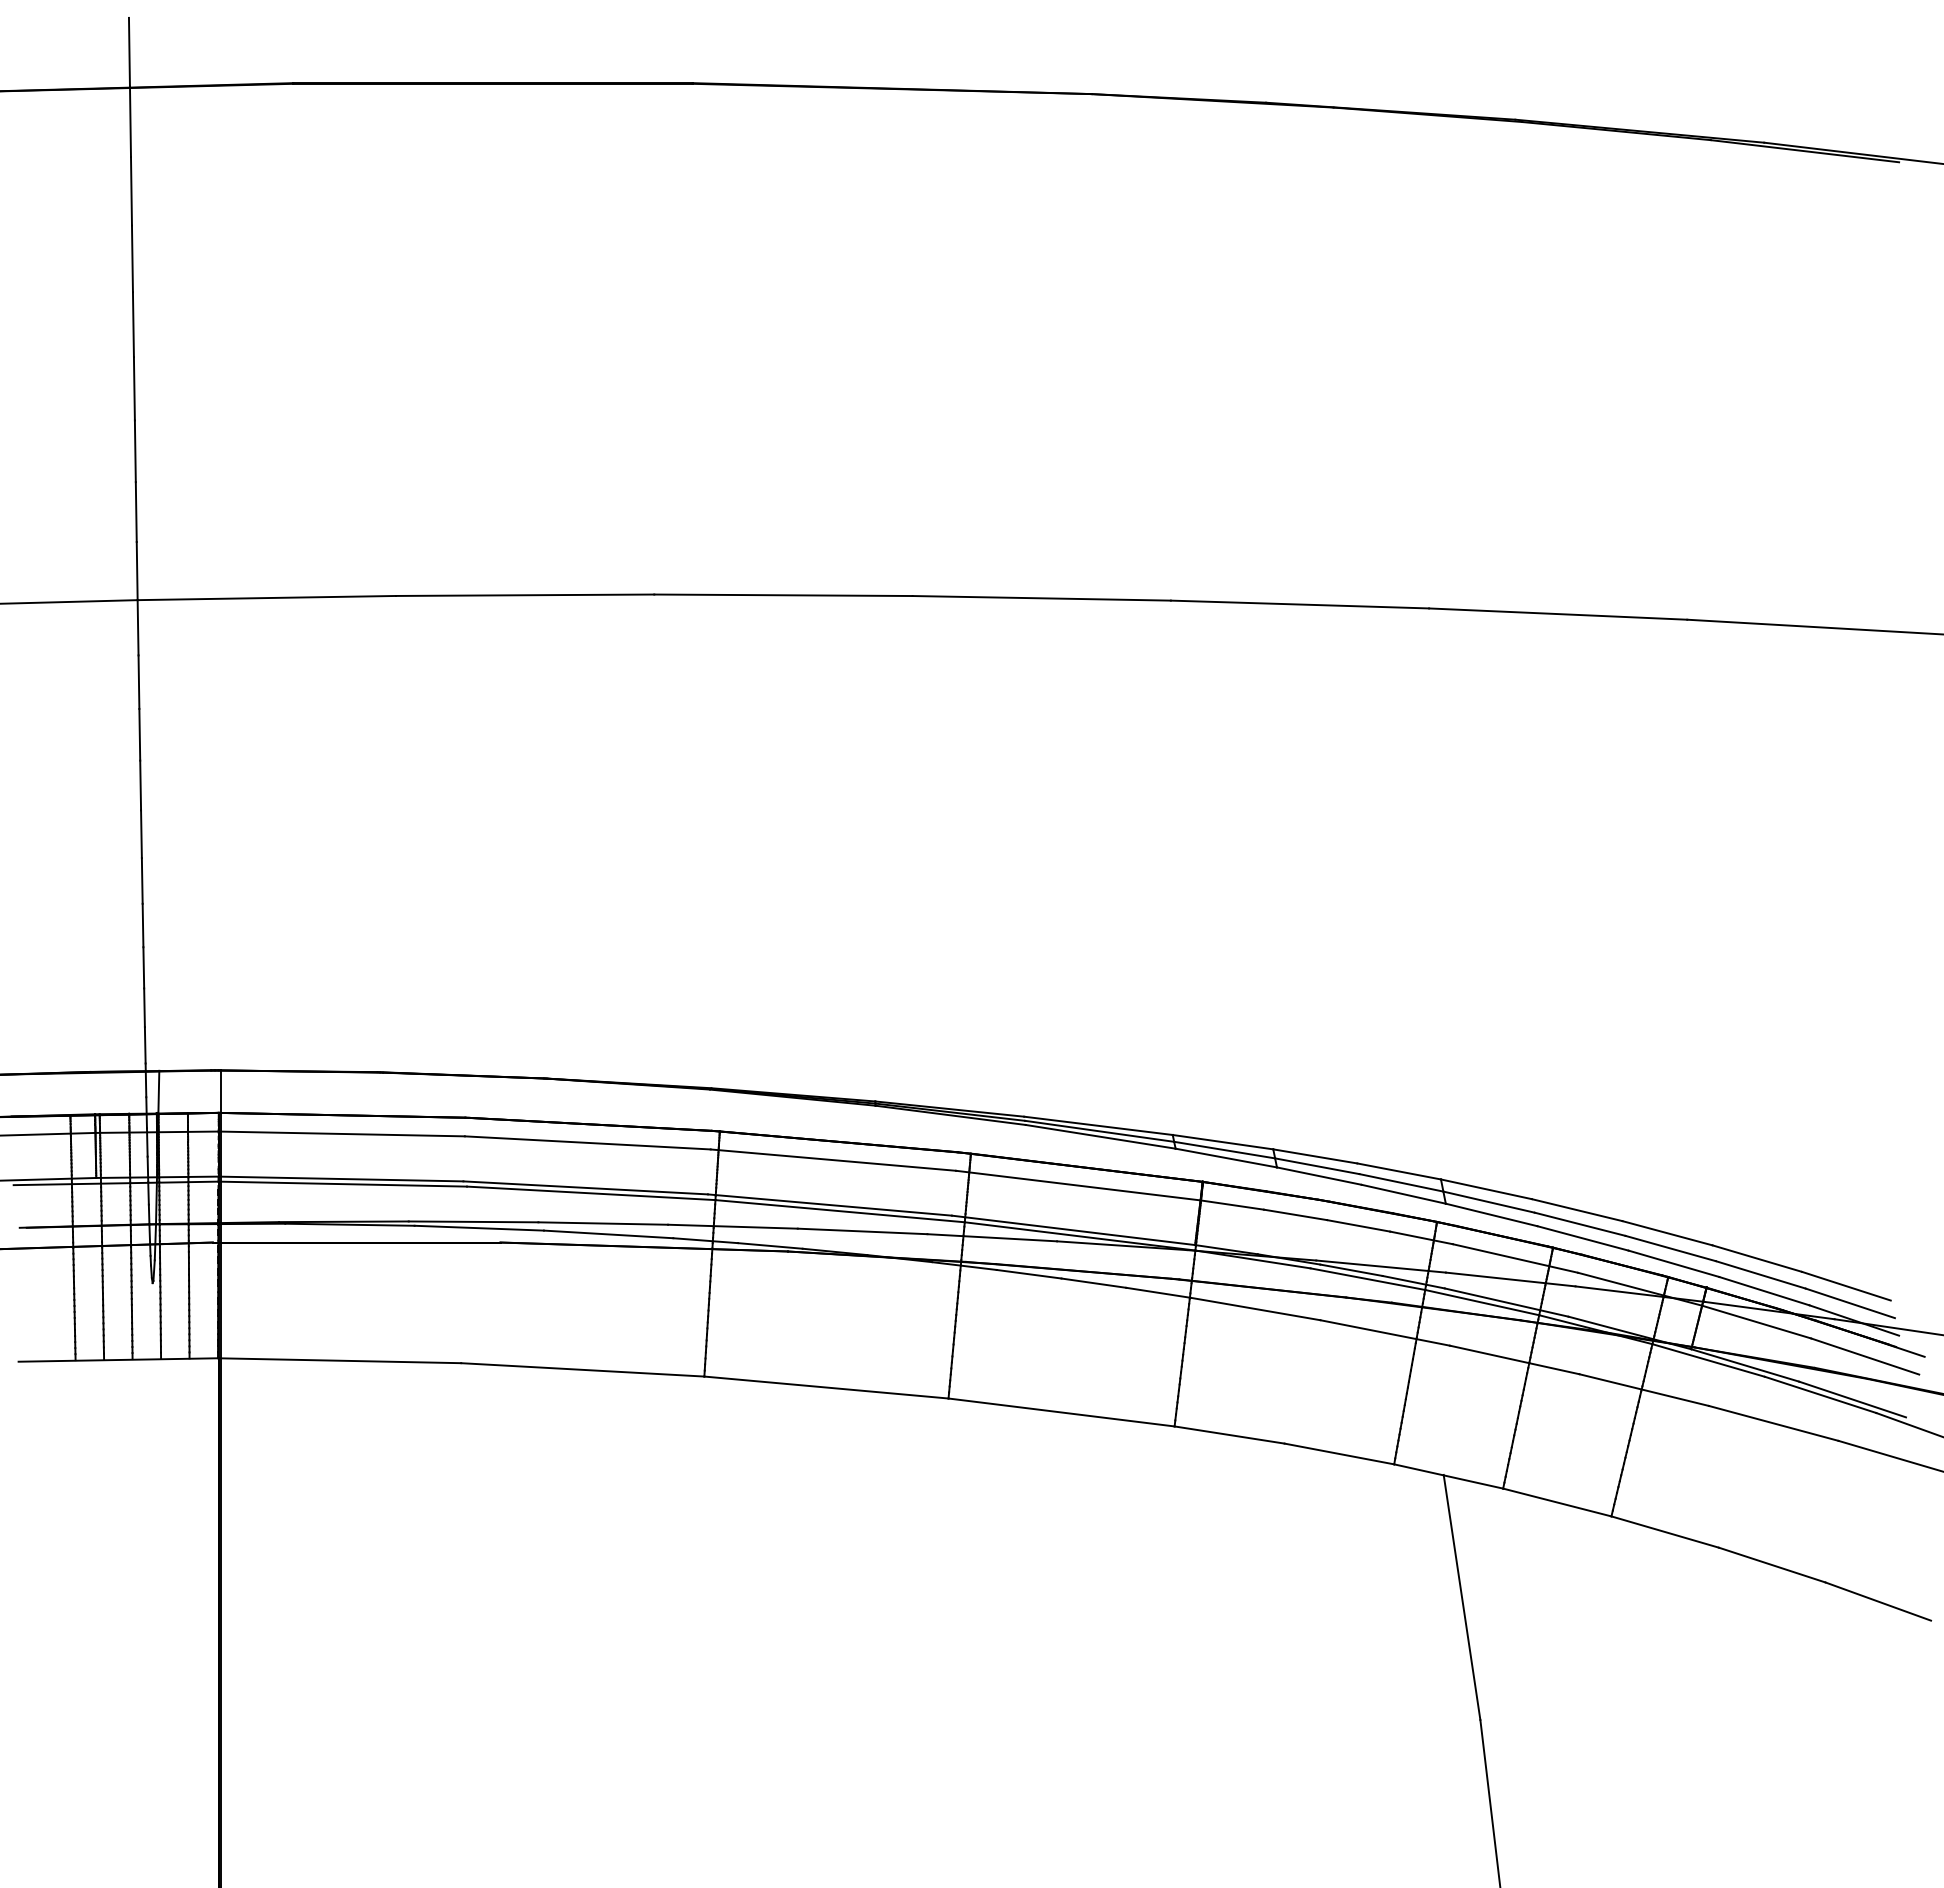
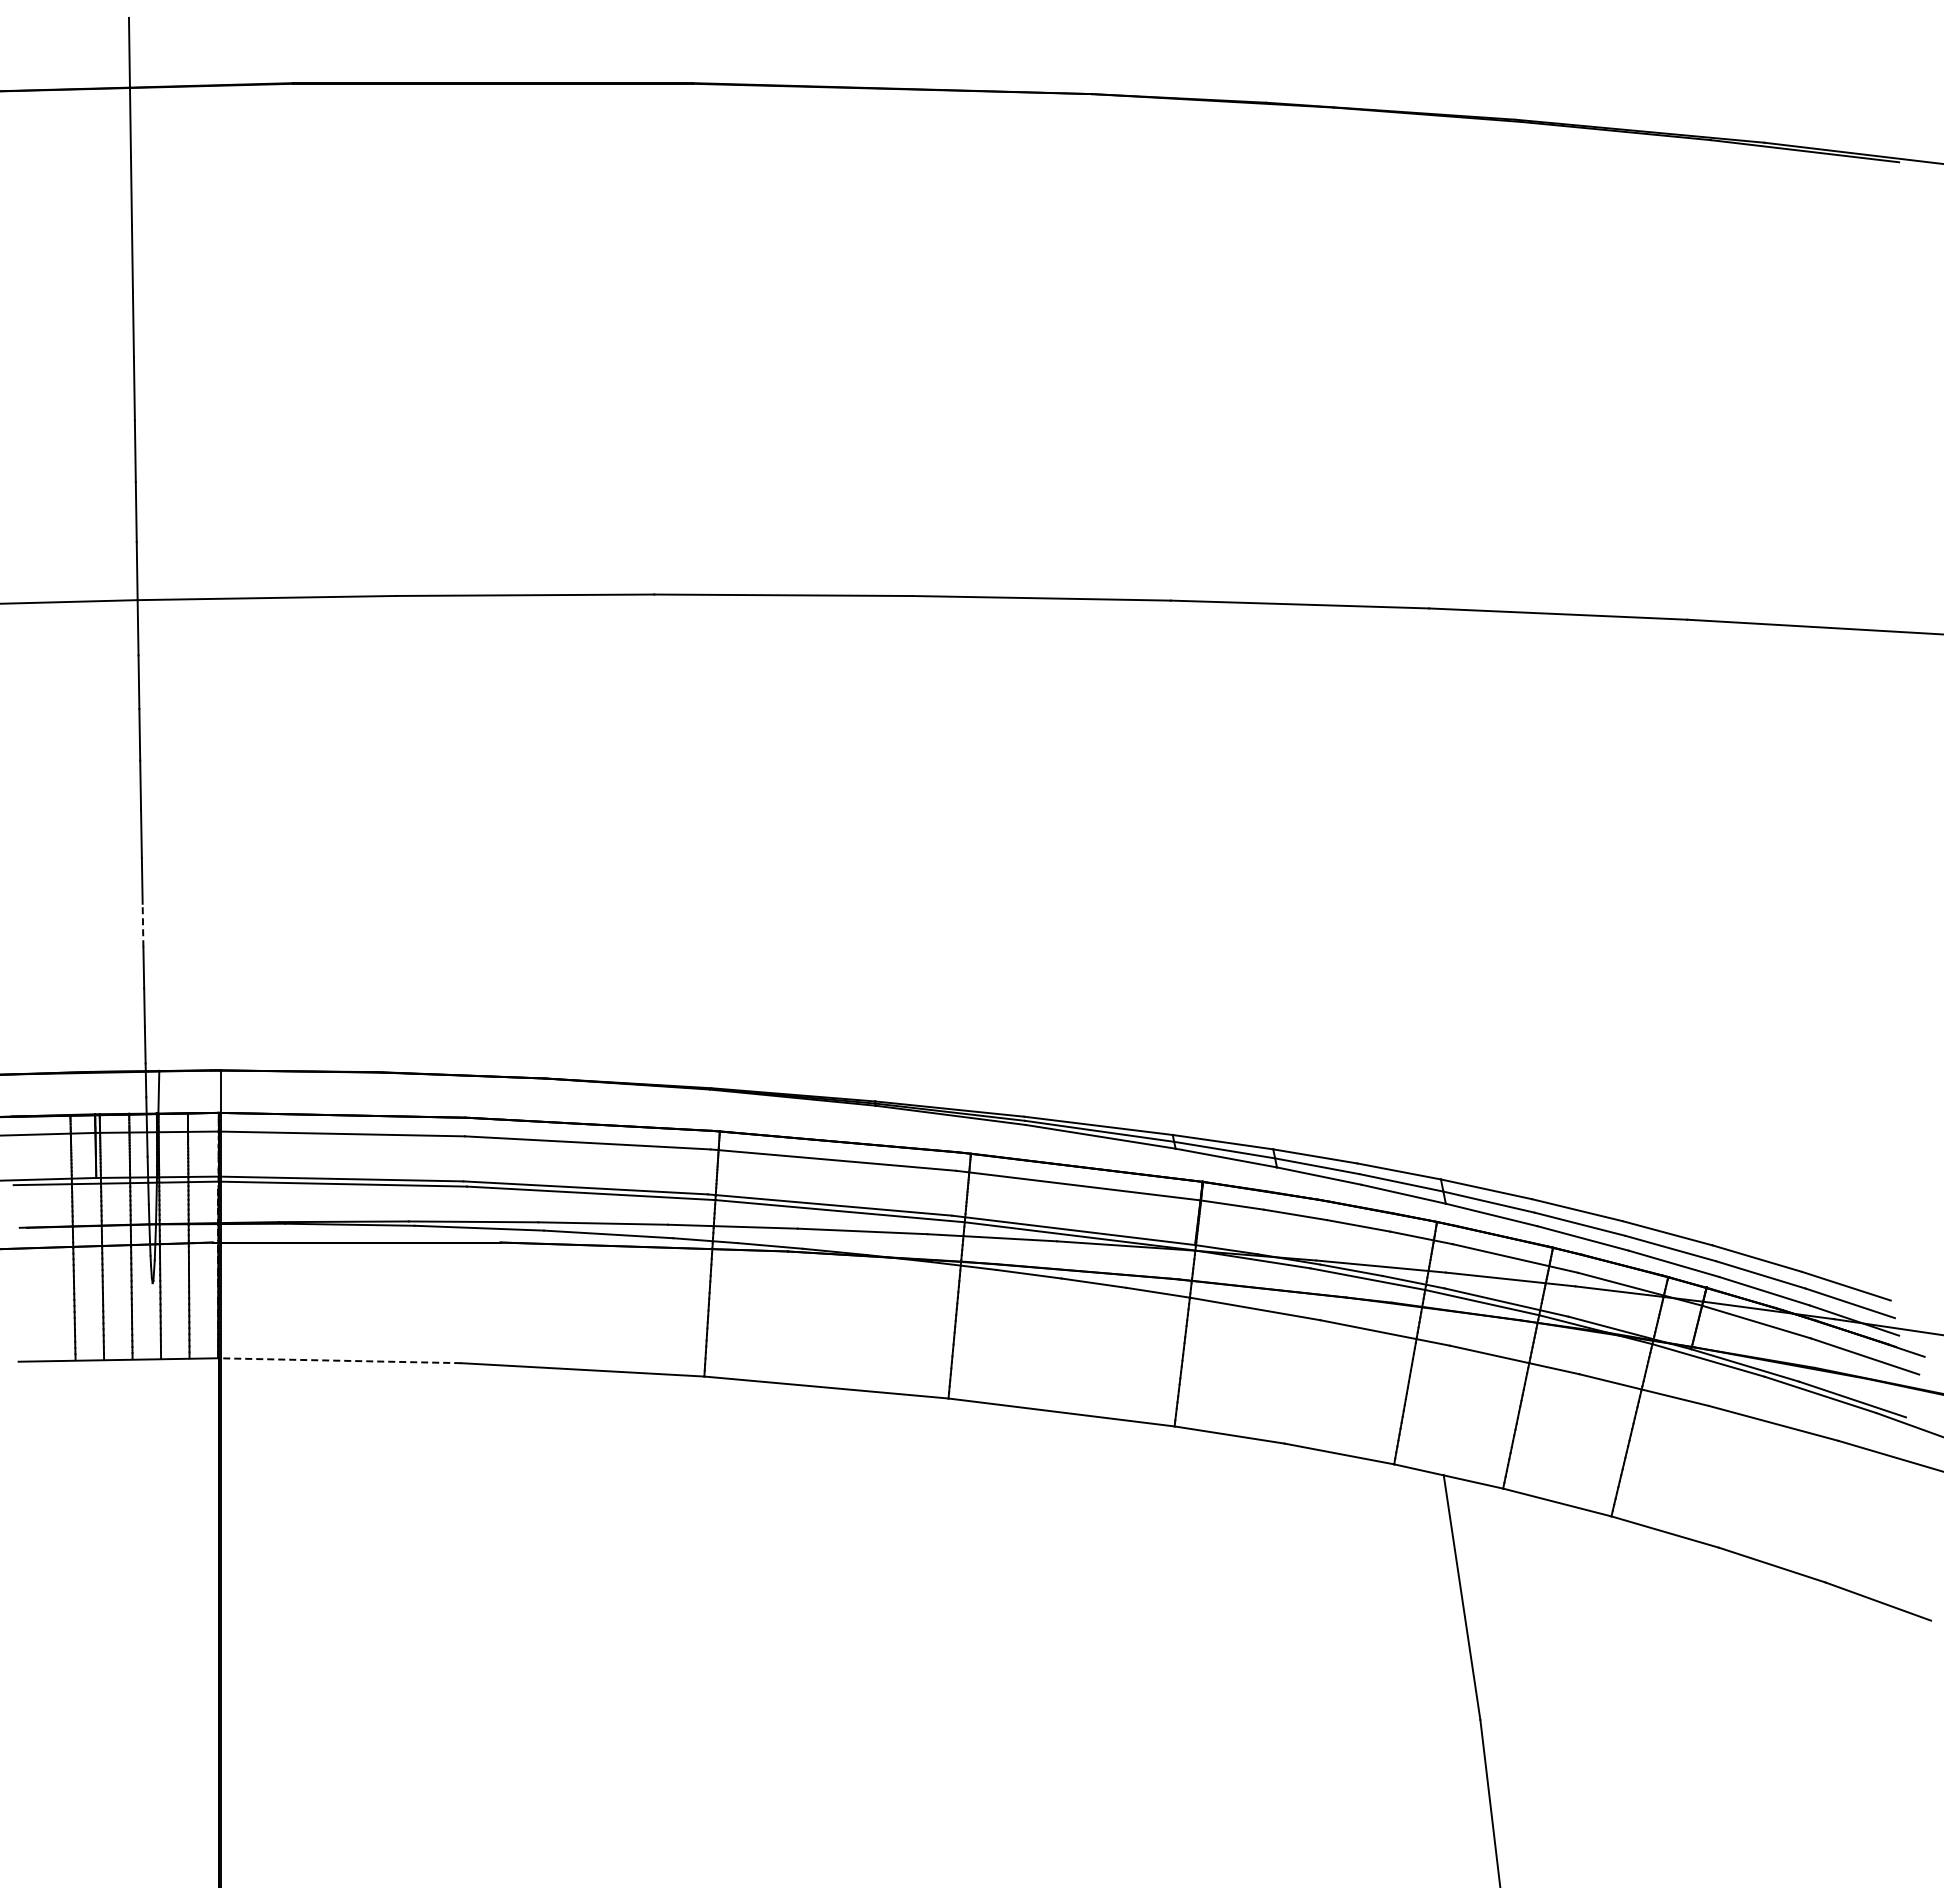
line: solid -> dashed (143, 925)
line: solid -> dashed (339, 1360)
